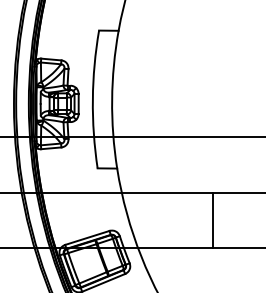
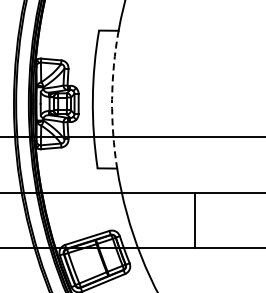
arc: solid -> dashed (112, 99)
line position: (212, 219) -> (194, 219) (194, 219)
